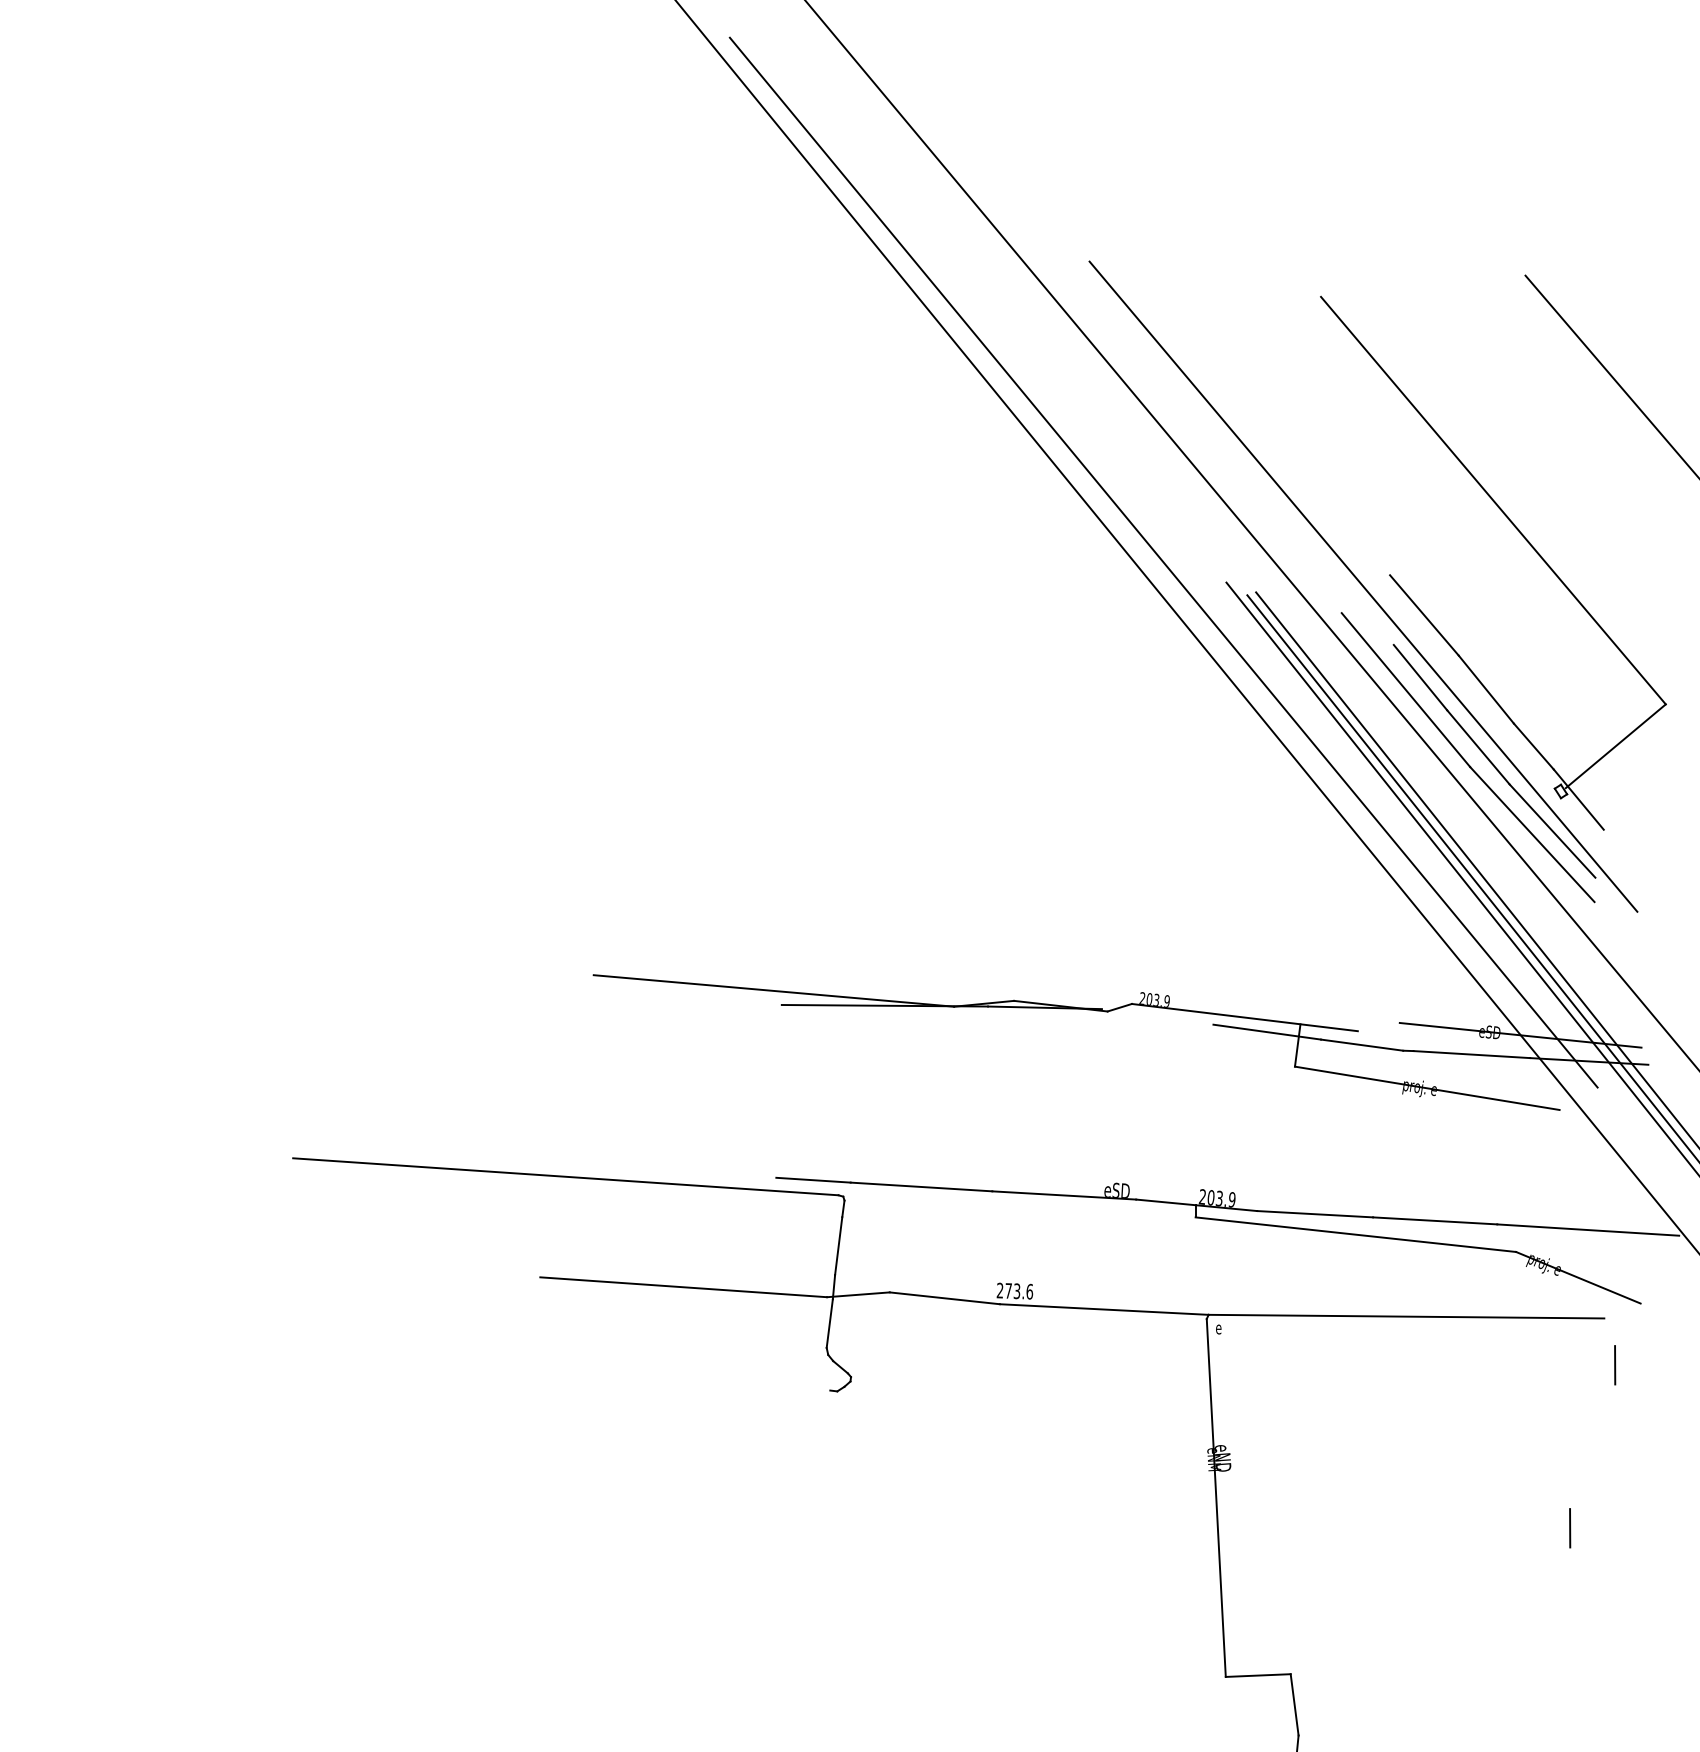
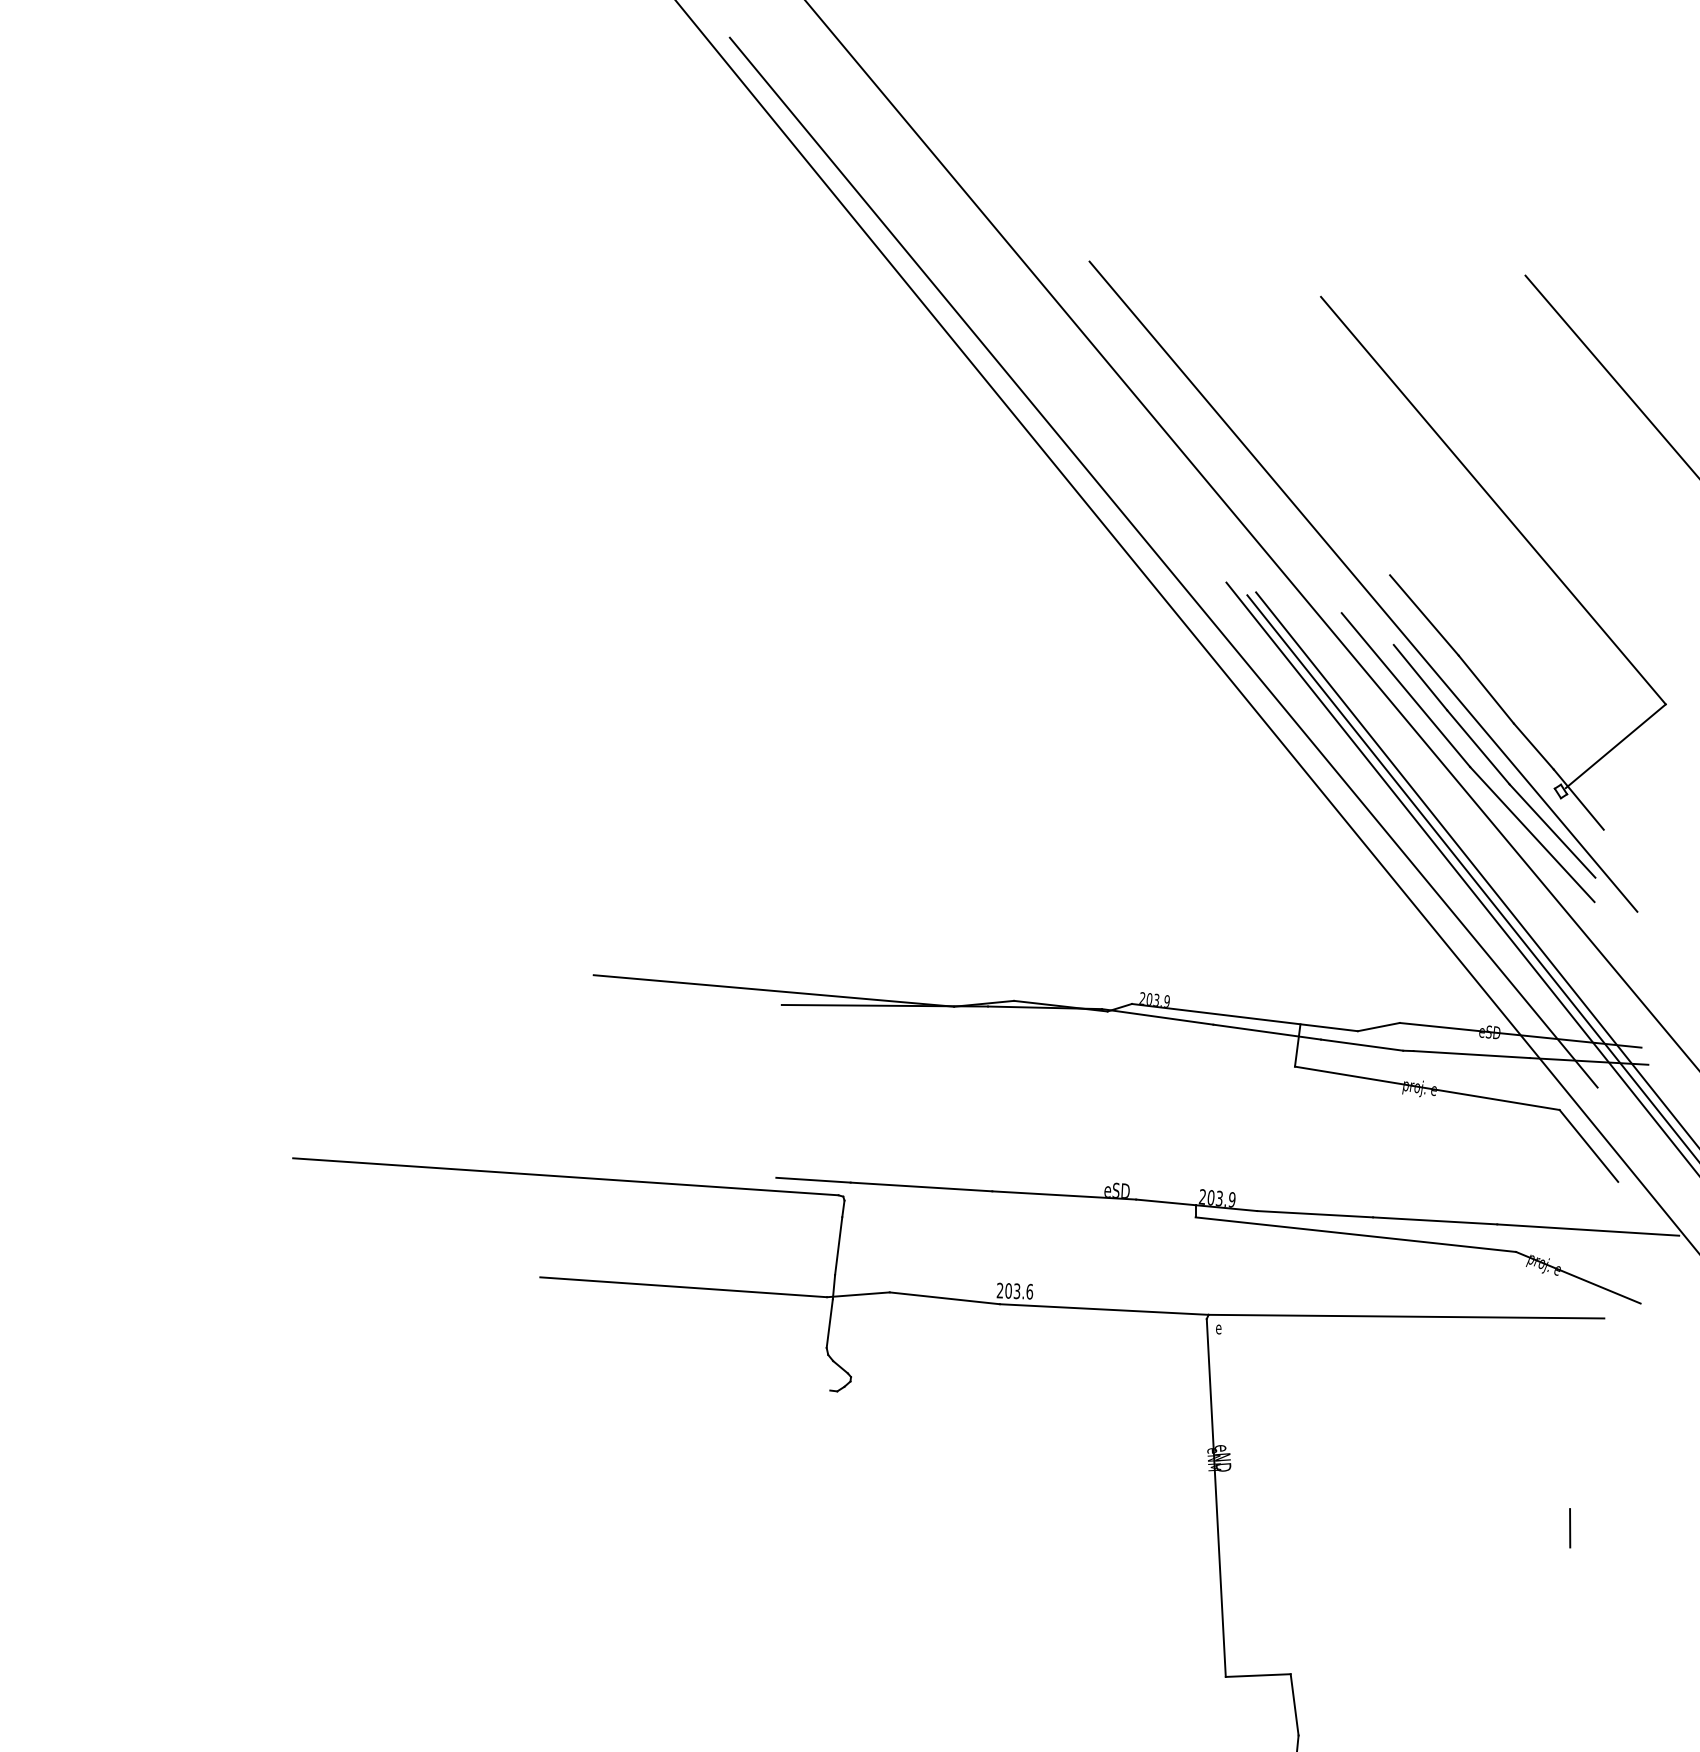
line: none -> present (1157, 1016)
line: none -> present (1378, 1026)
line: none -> present (1588, 1145)
text: 273.6 -> 203.6 (1008, 1290)
line: present -> none (1615, 1365)
